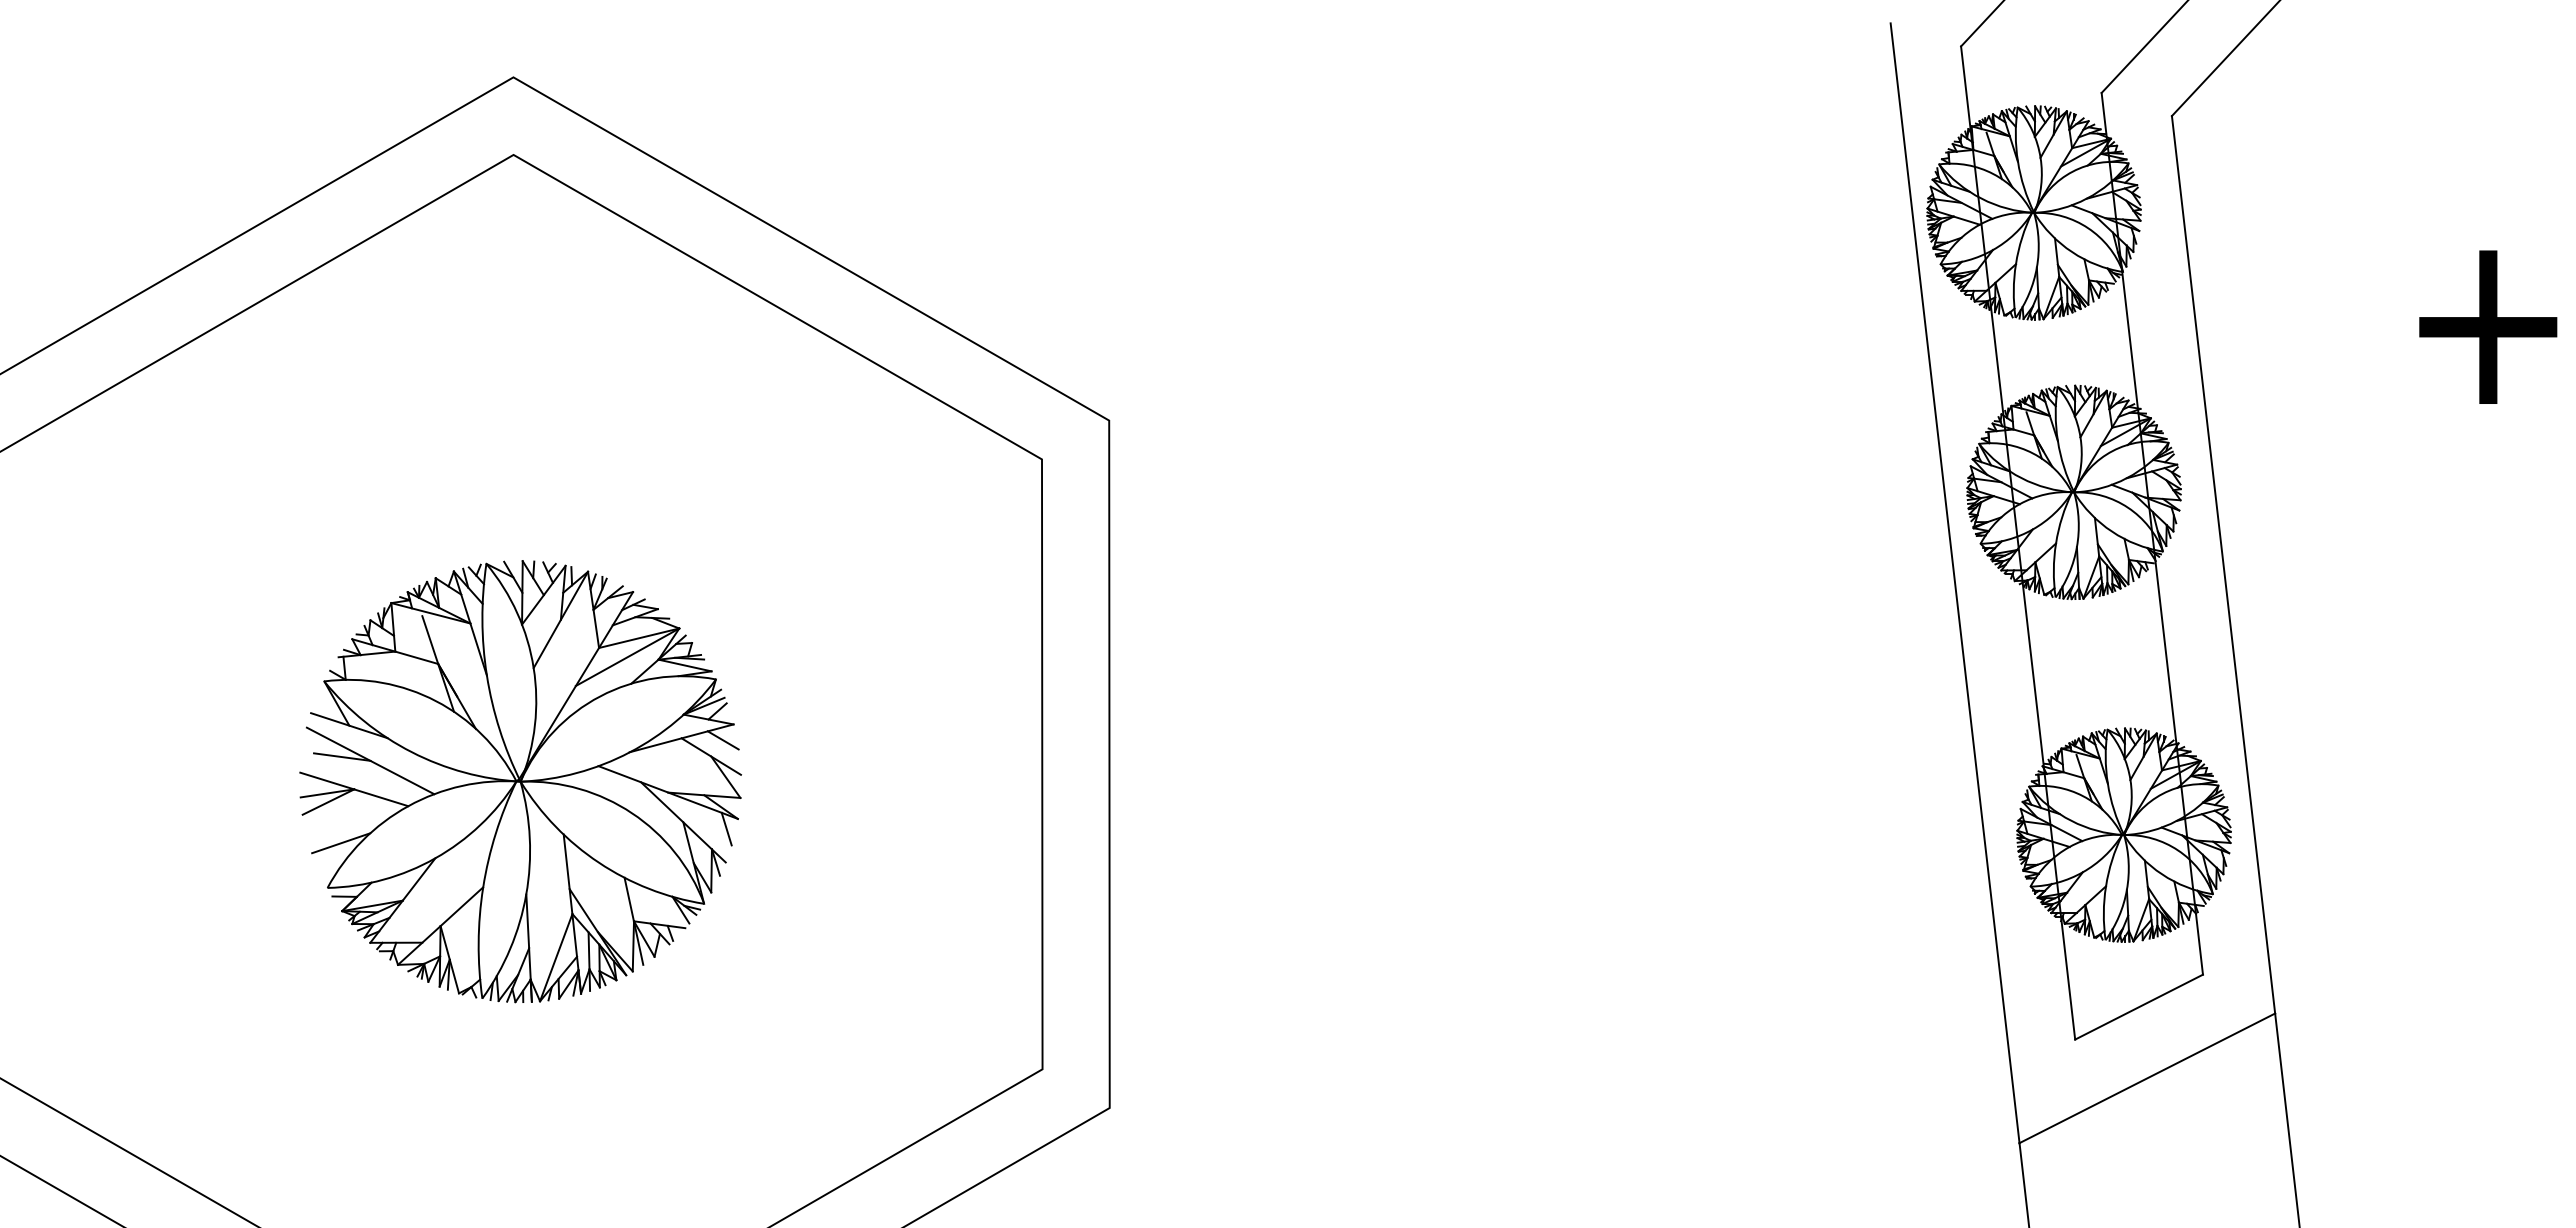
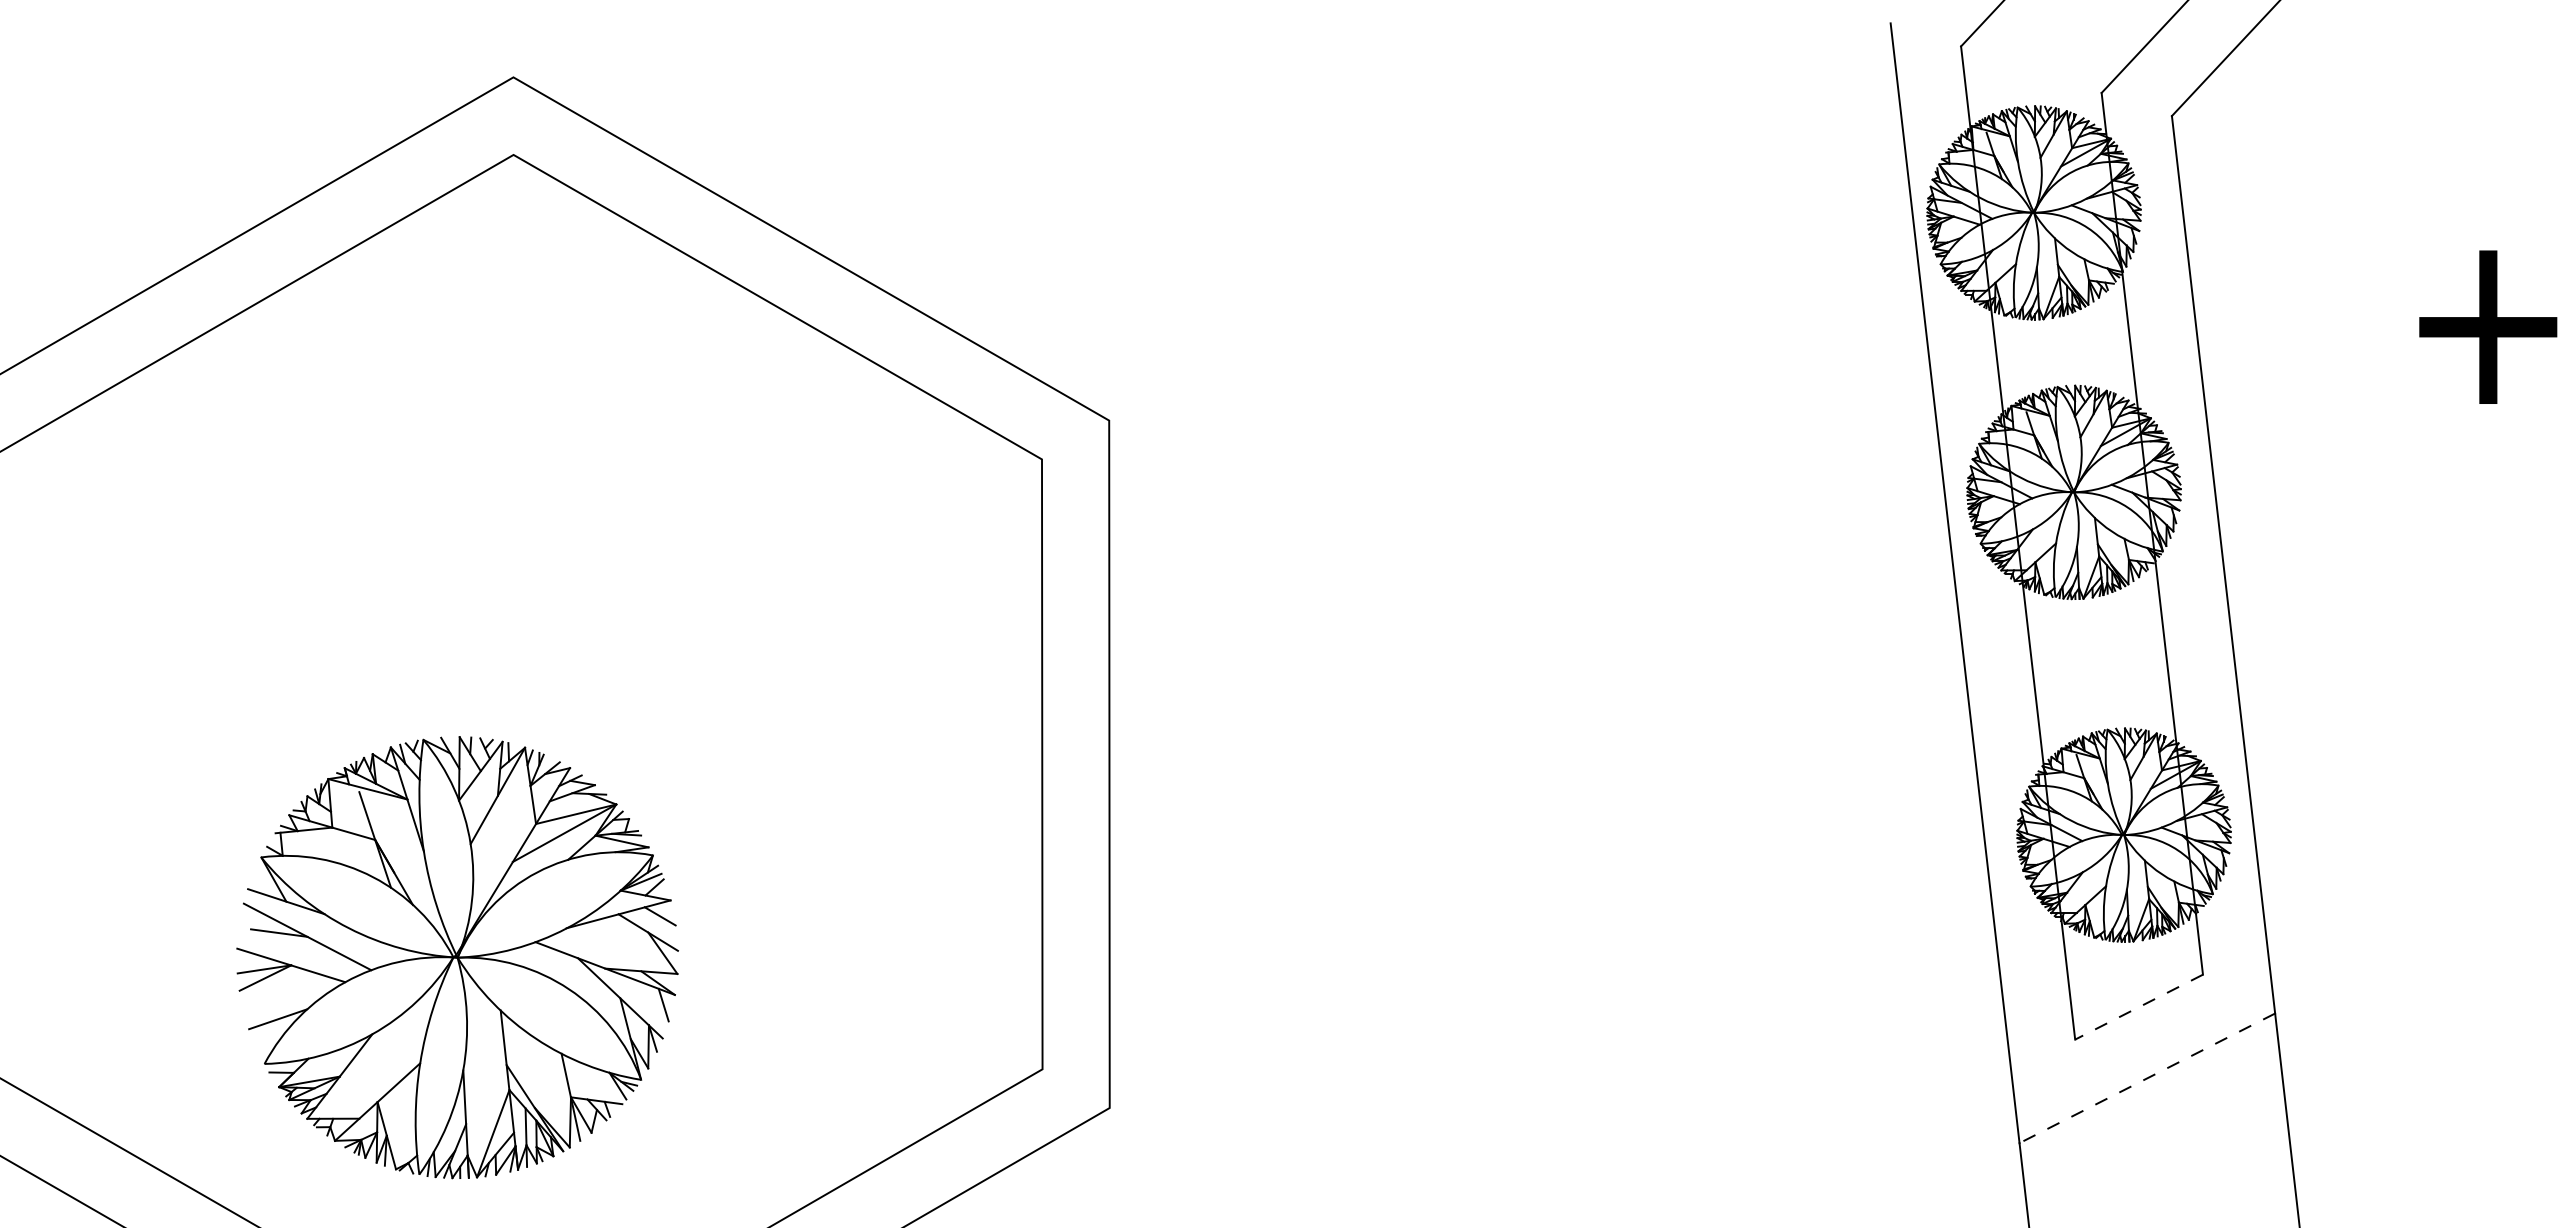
part position: (520, 781) -> (457, 957) (457, 957)
line: solid -> dashed (2139, 1007)
line: solid -> dashed (2146, 1078)
